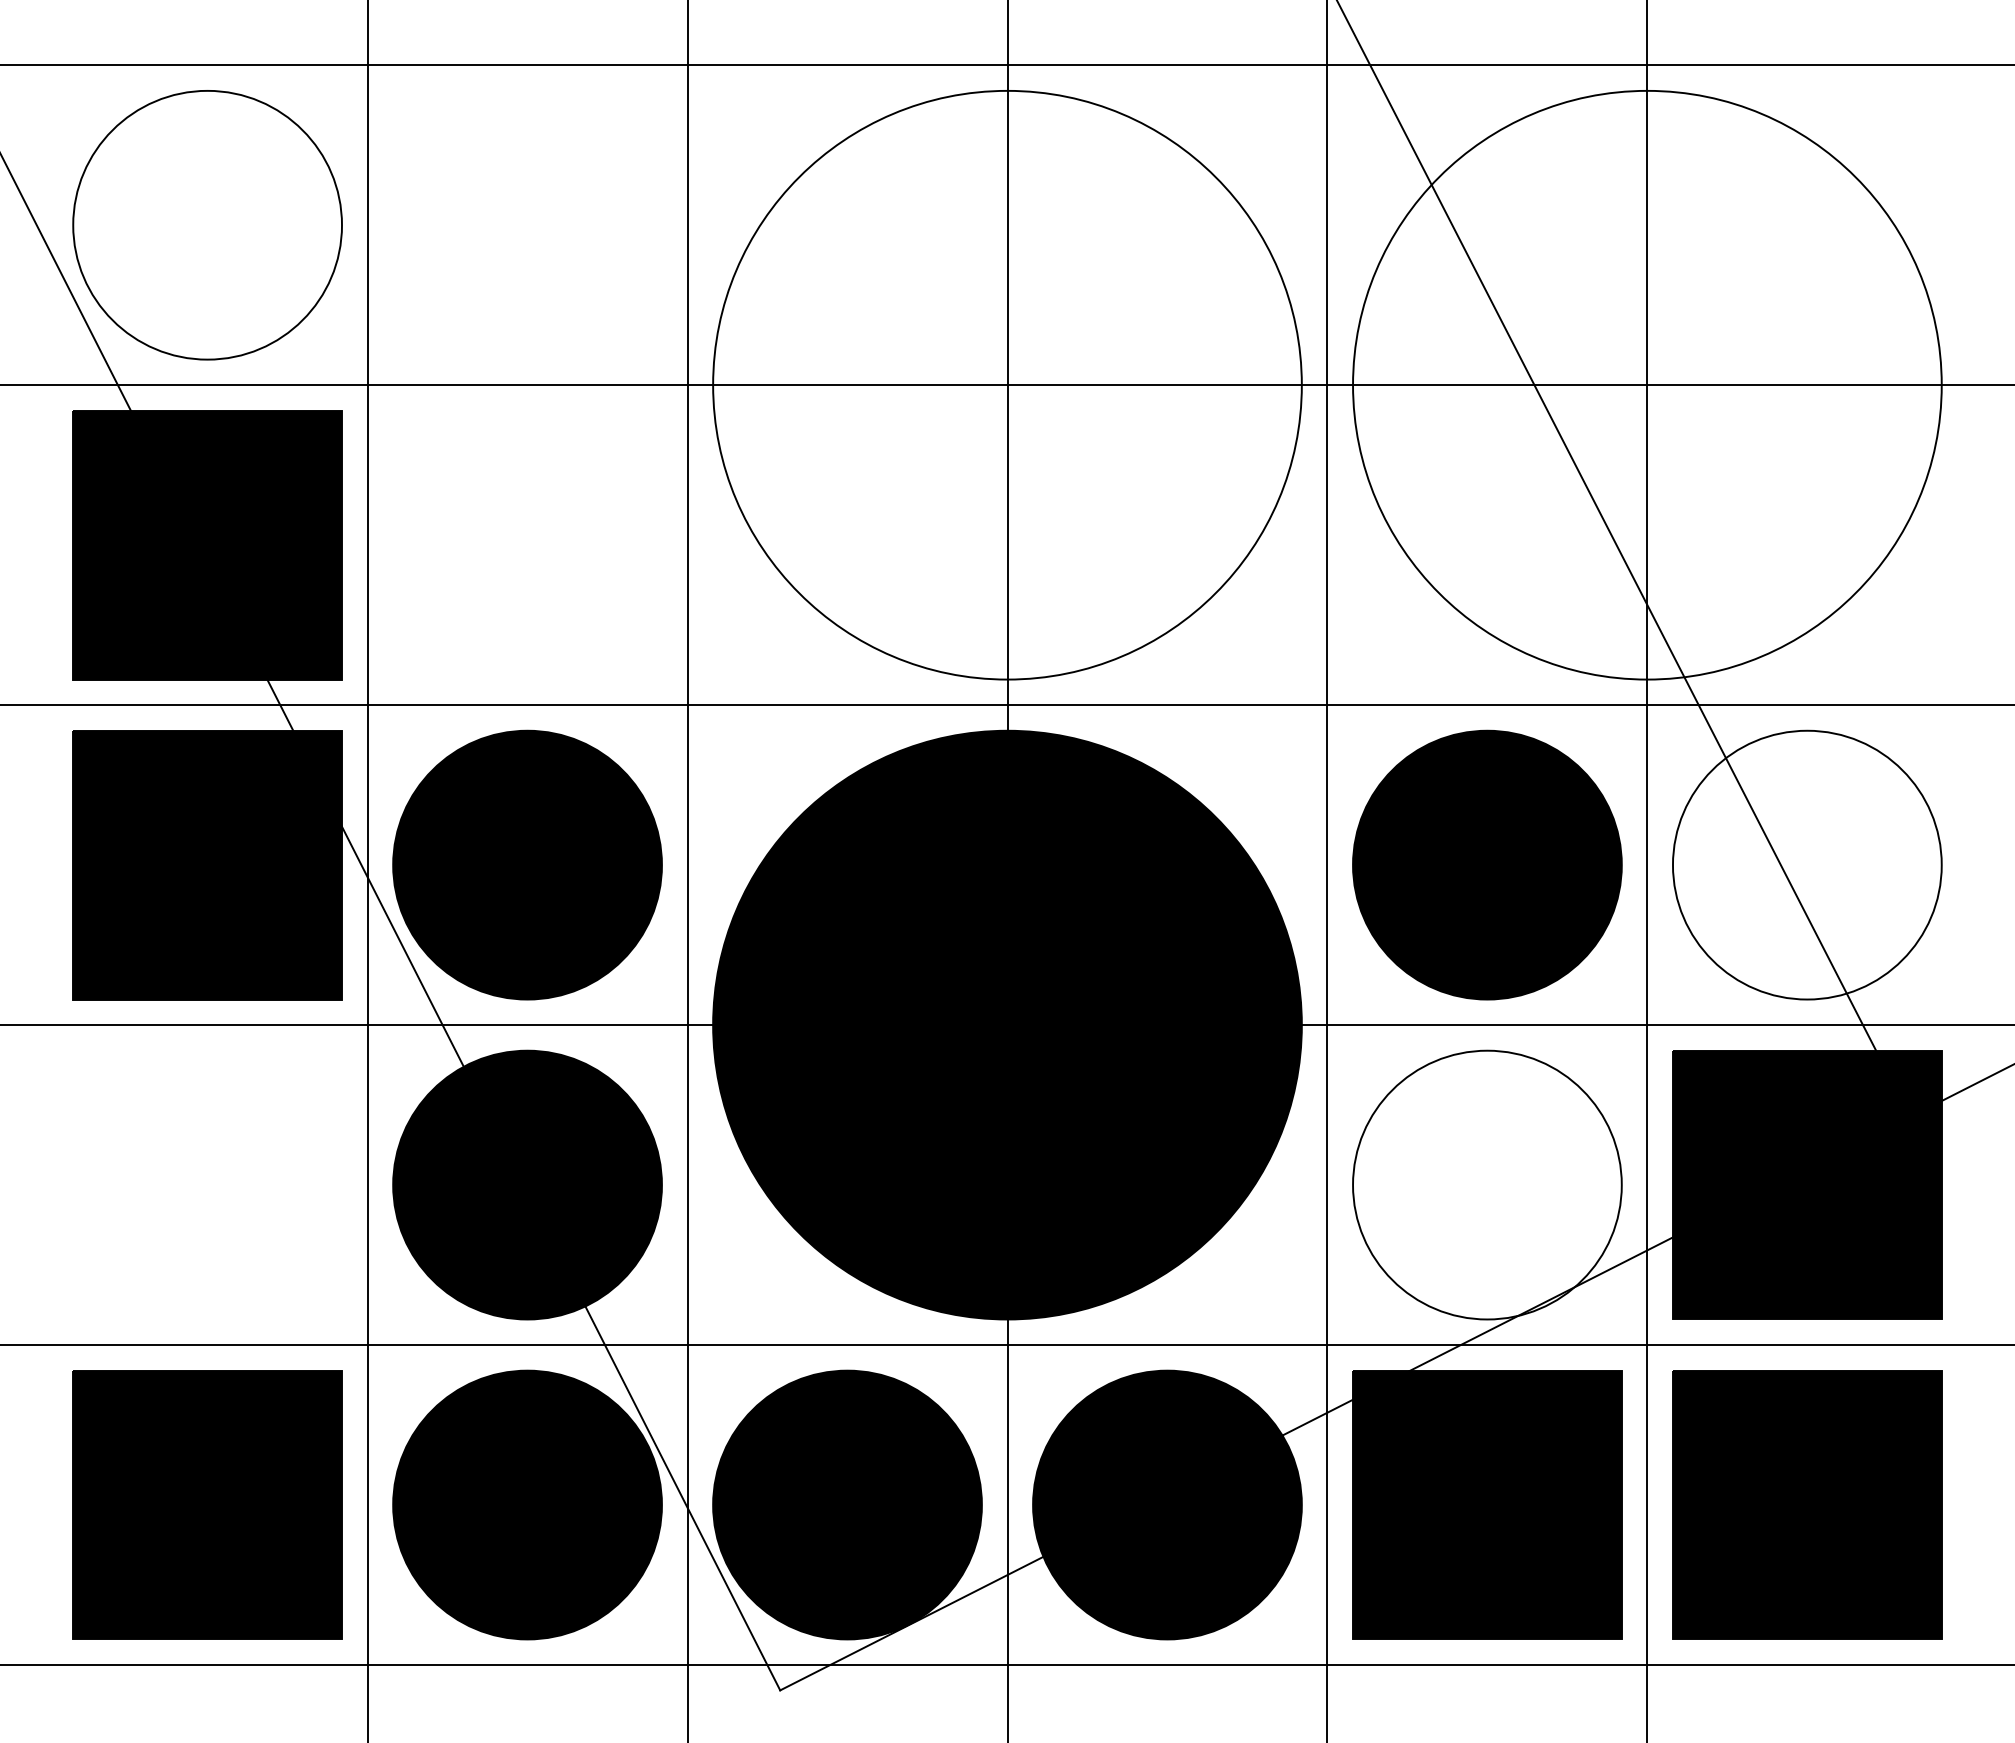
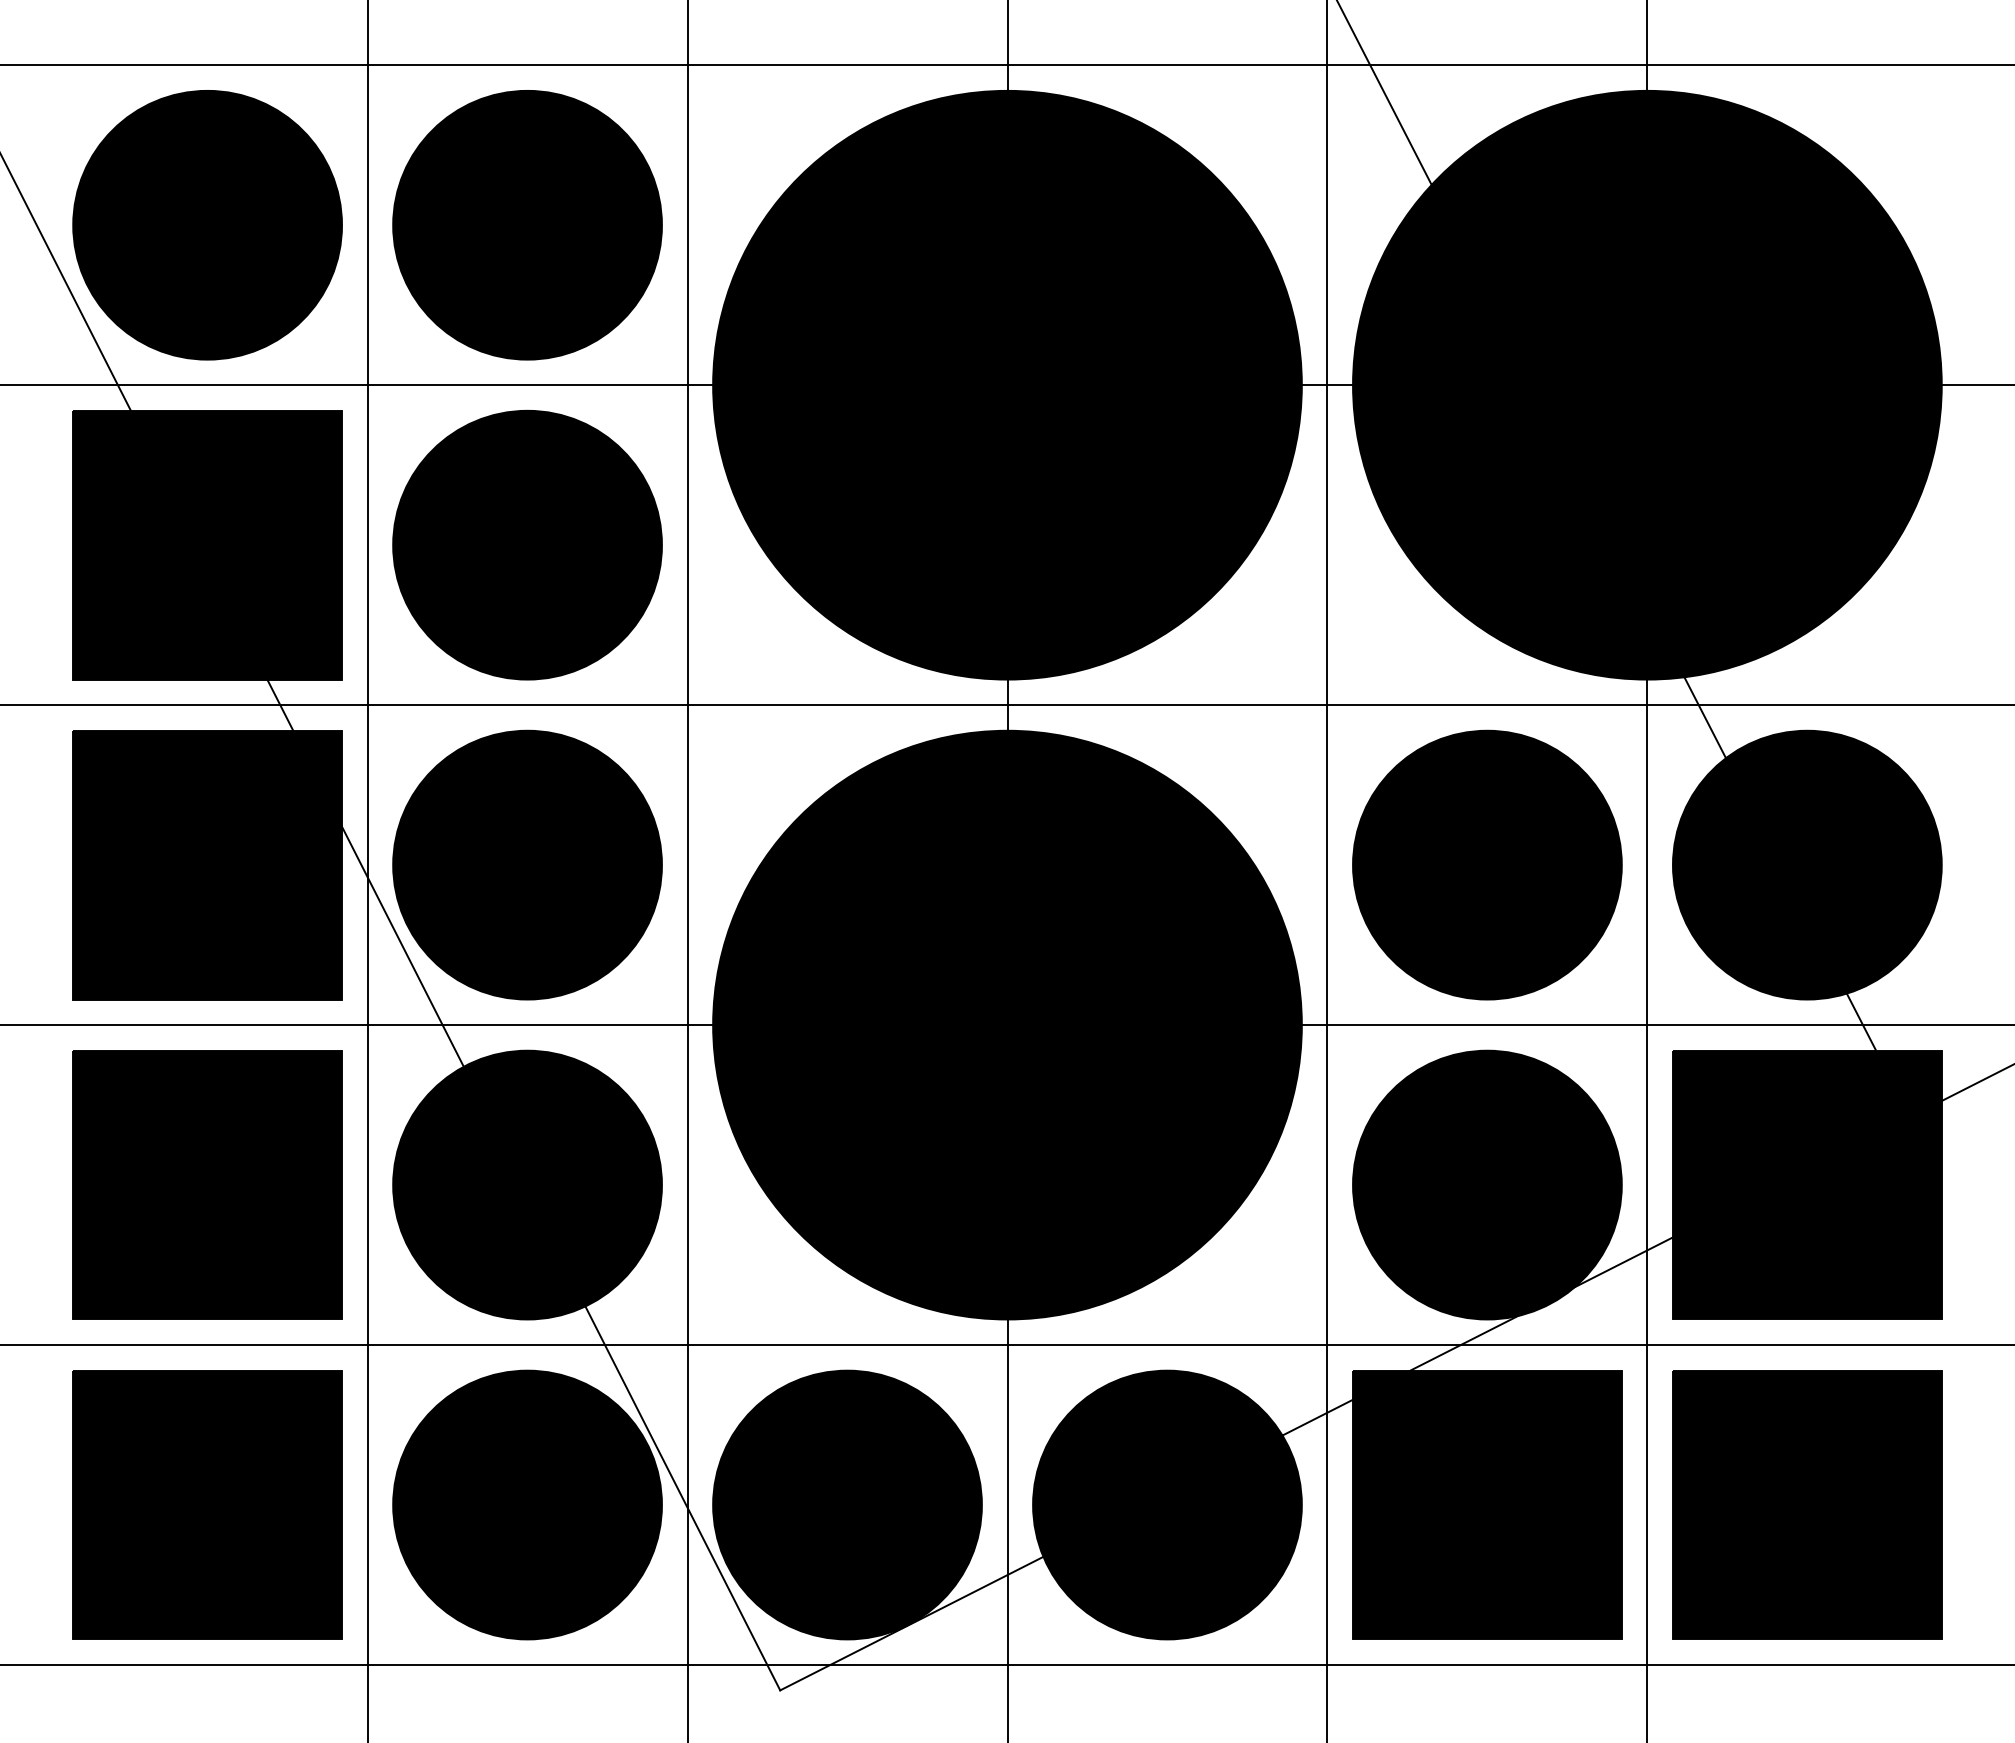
fill: none -> present (207, 224)
part: none -> present (527, 225)
fill: none -> present (1007, 384)
fill: none -> present (1647, 384)
part: none -> present (527, 544)
fill: none -> present (1806, 864)
part: none -> present (207, 1184)
fill: none -> present (1487, 1184)
